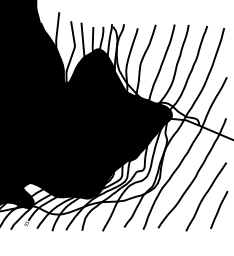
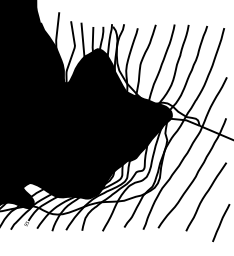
curve position: (219, 210) -> (221, 223) (221, 223)
